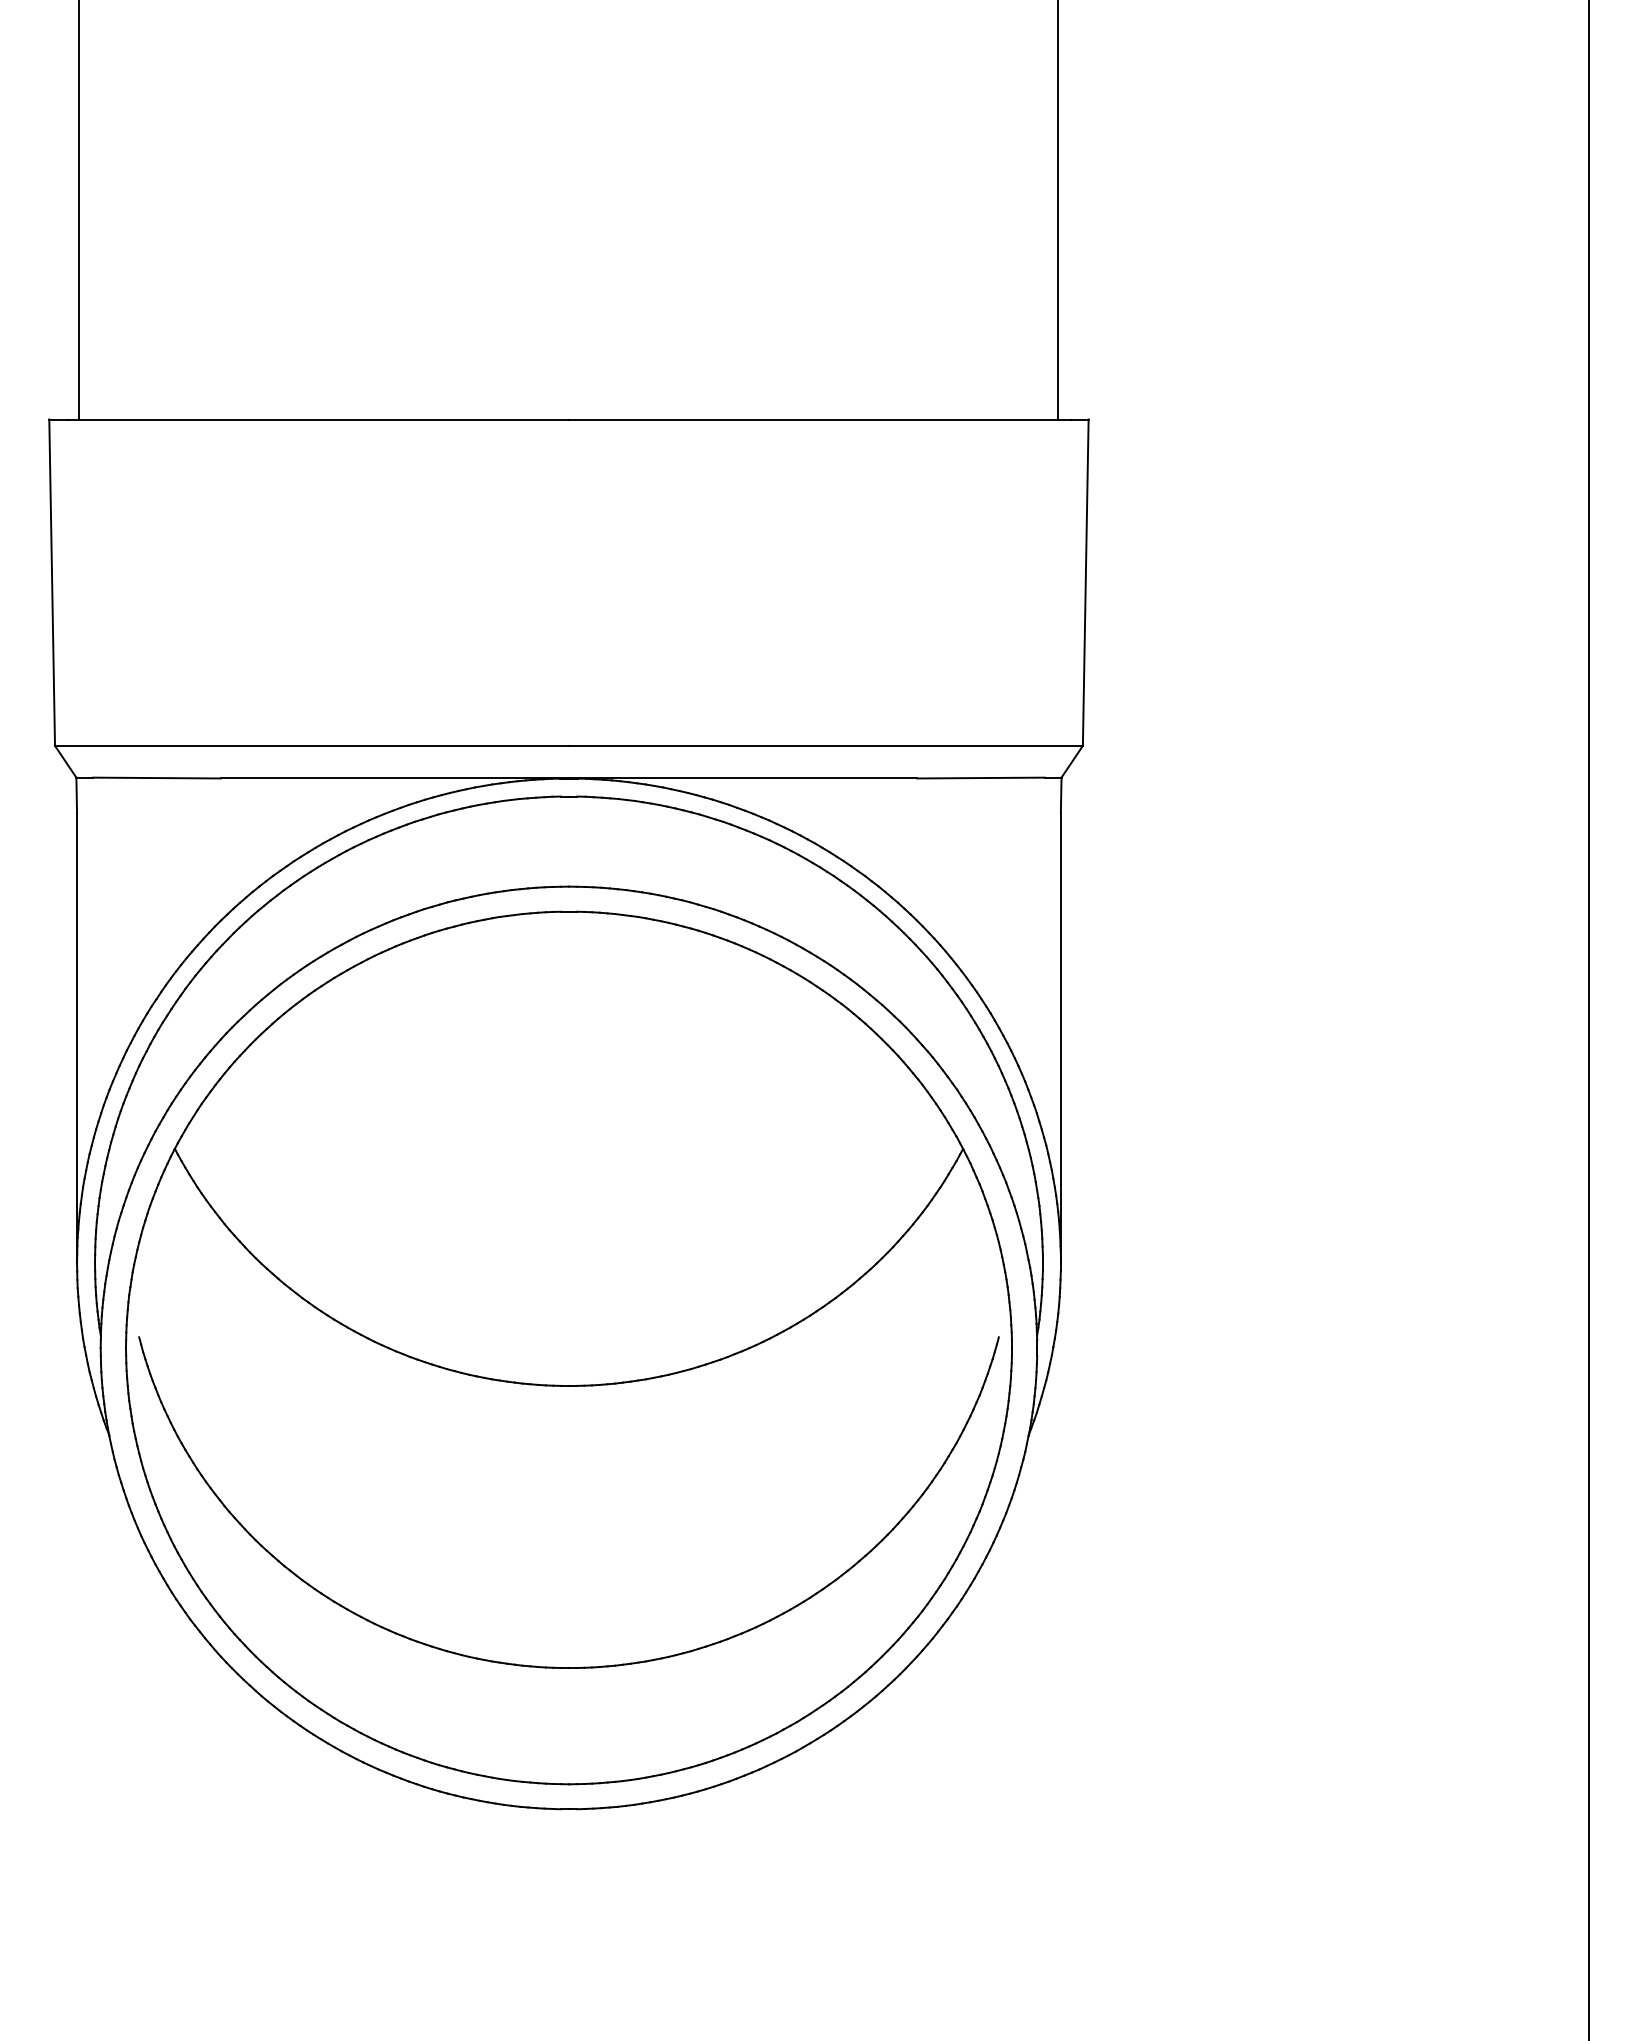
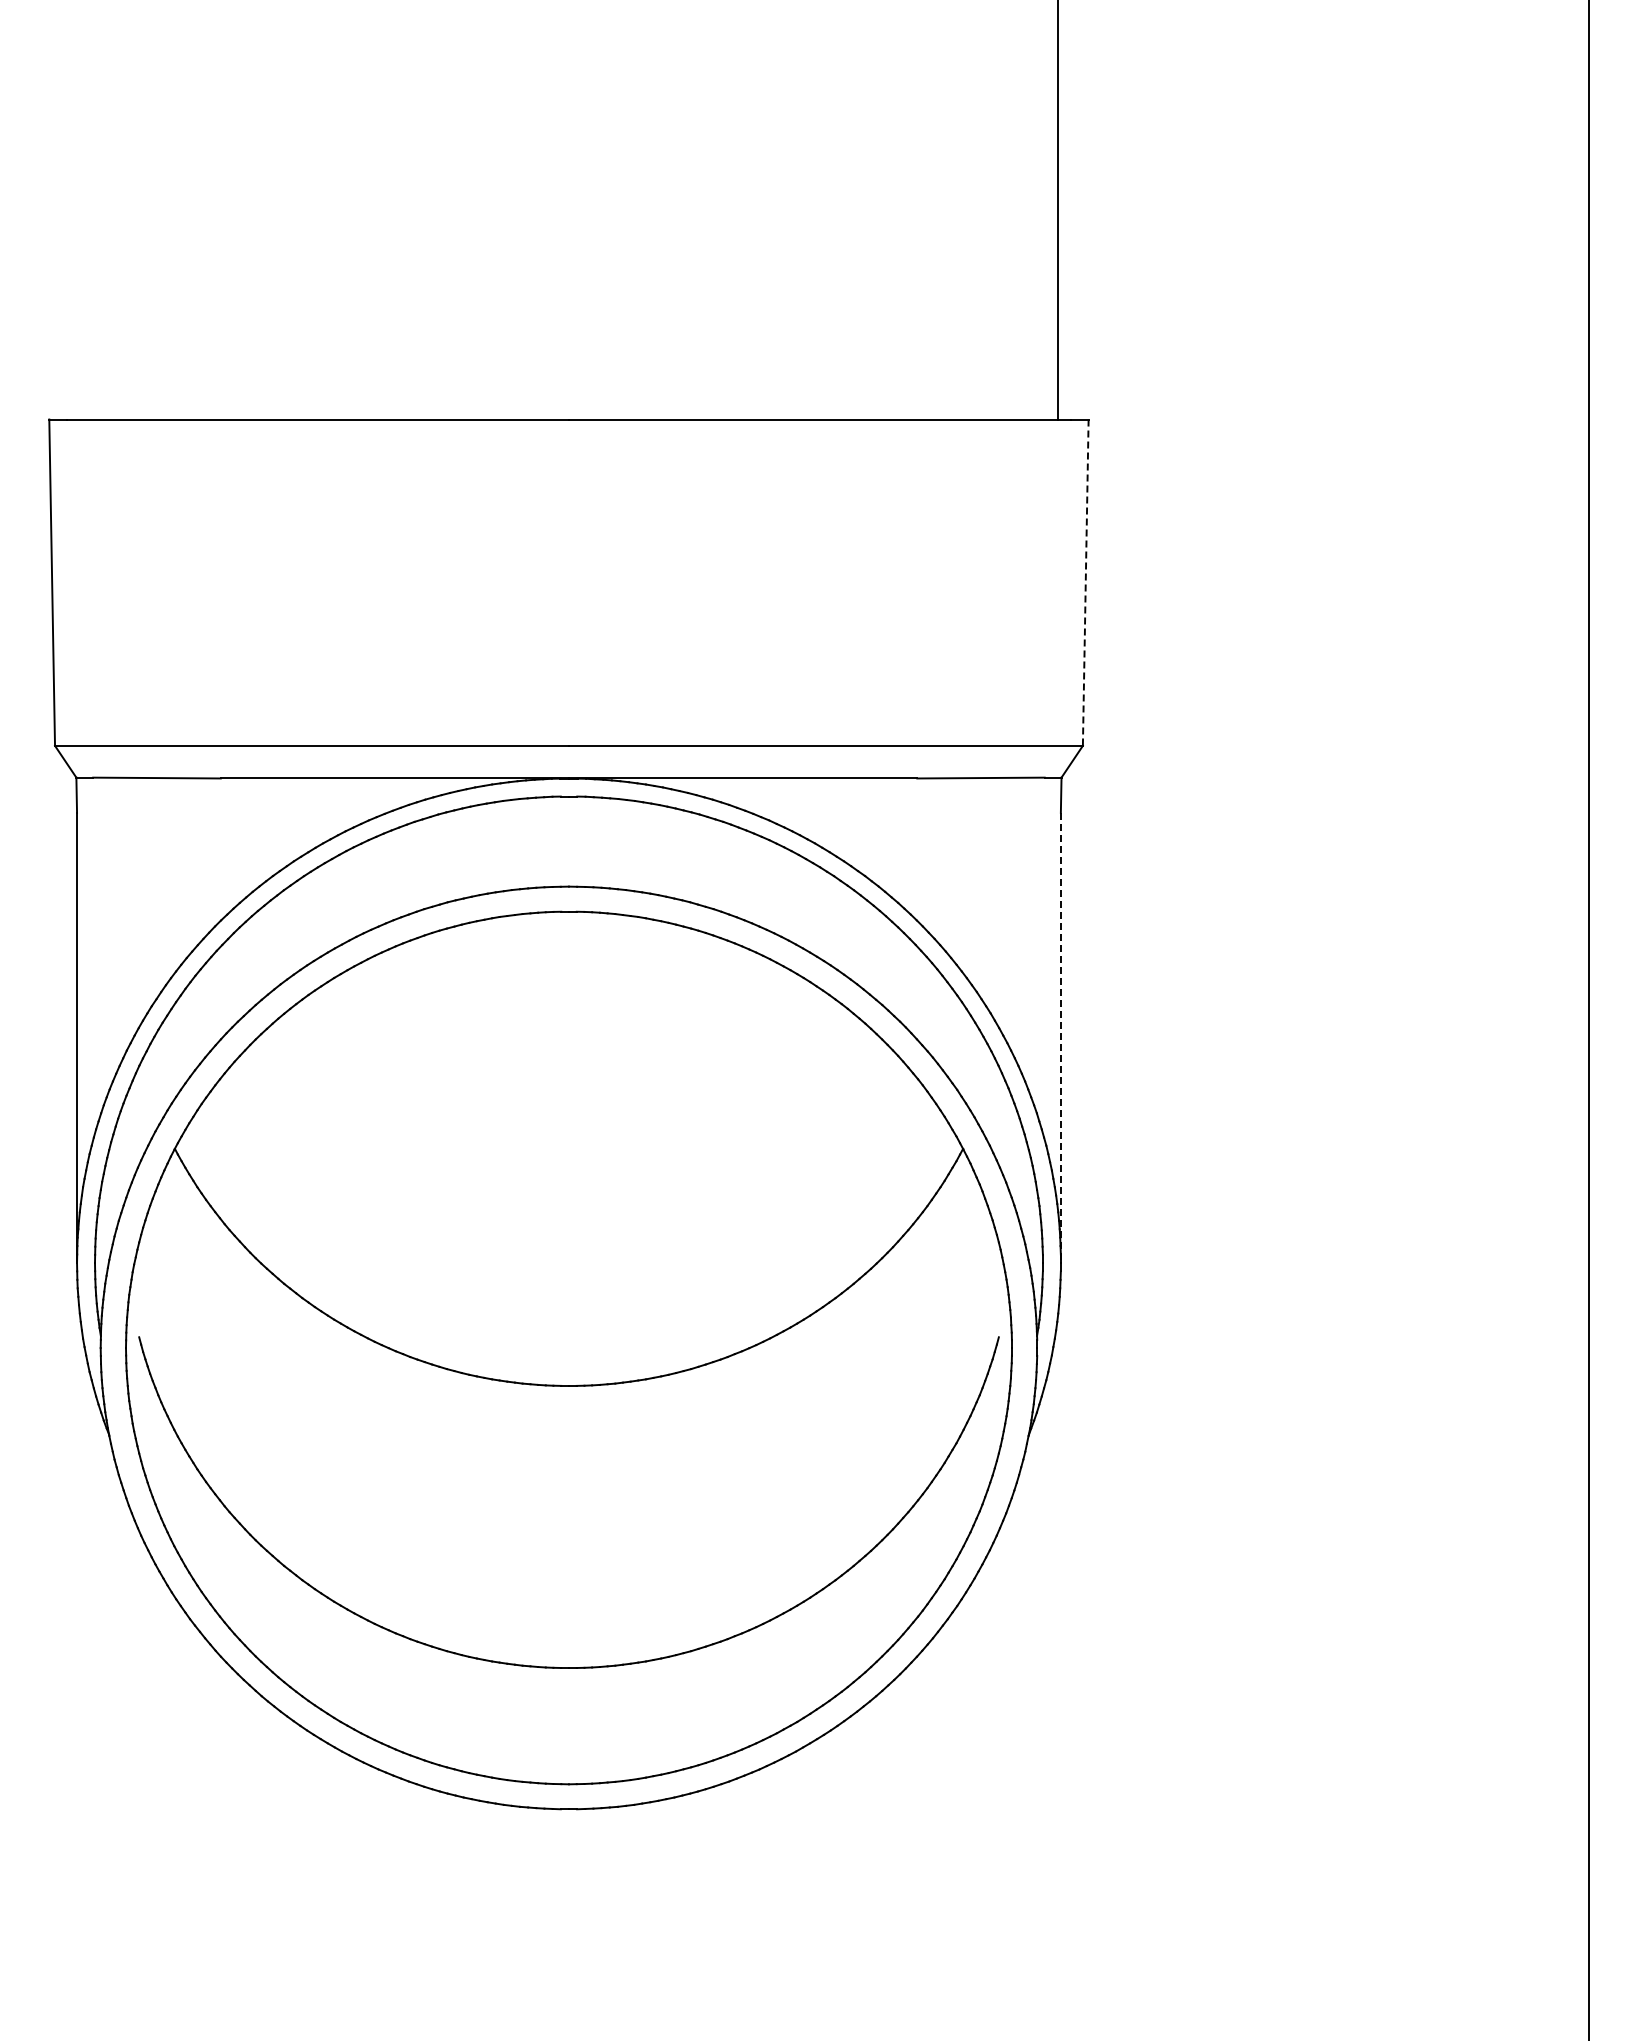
line: present -> none (79, 210)
line: solid -> dashed (1085, 583)
line: solid -> dashed (1060, 1038)
